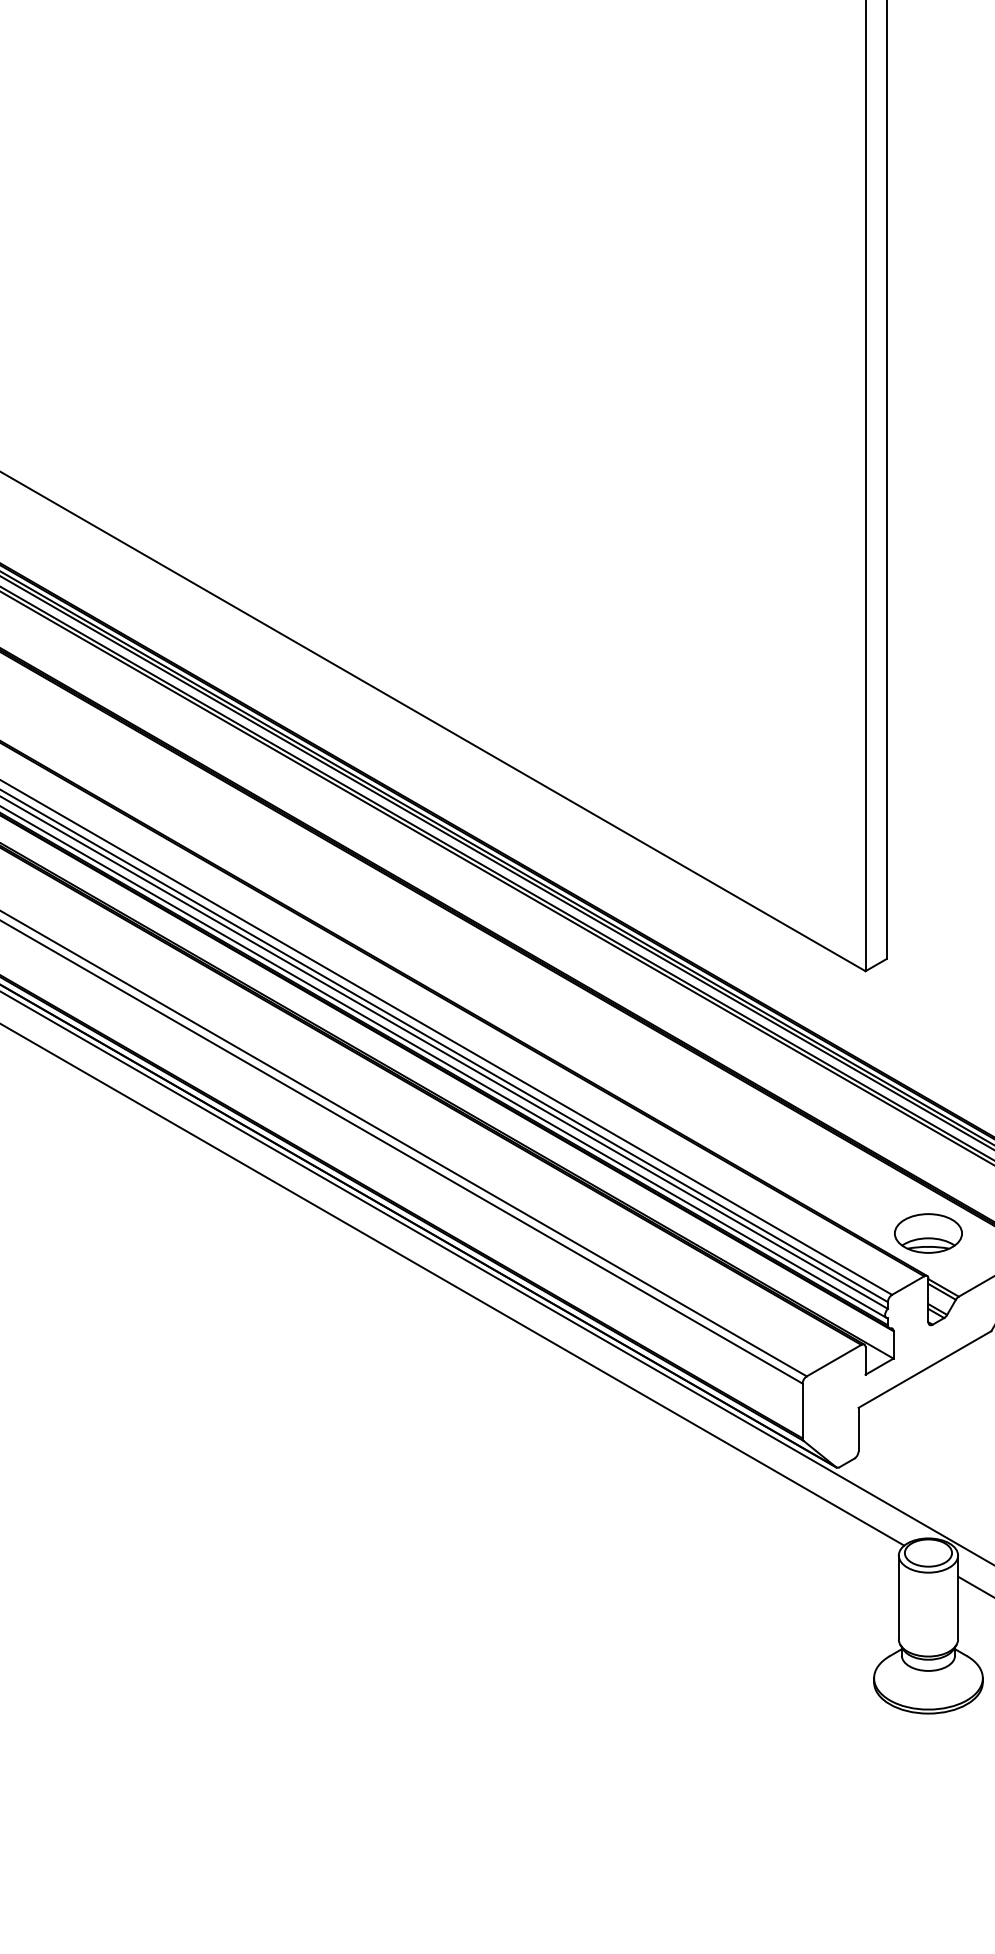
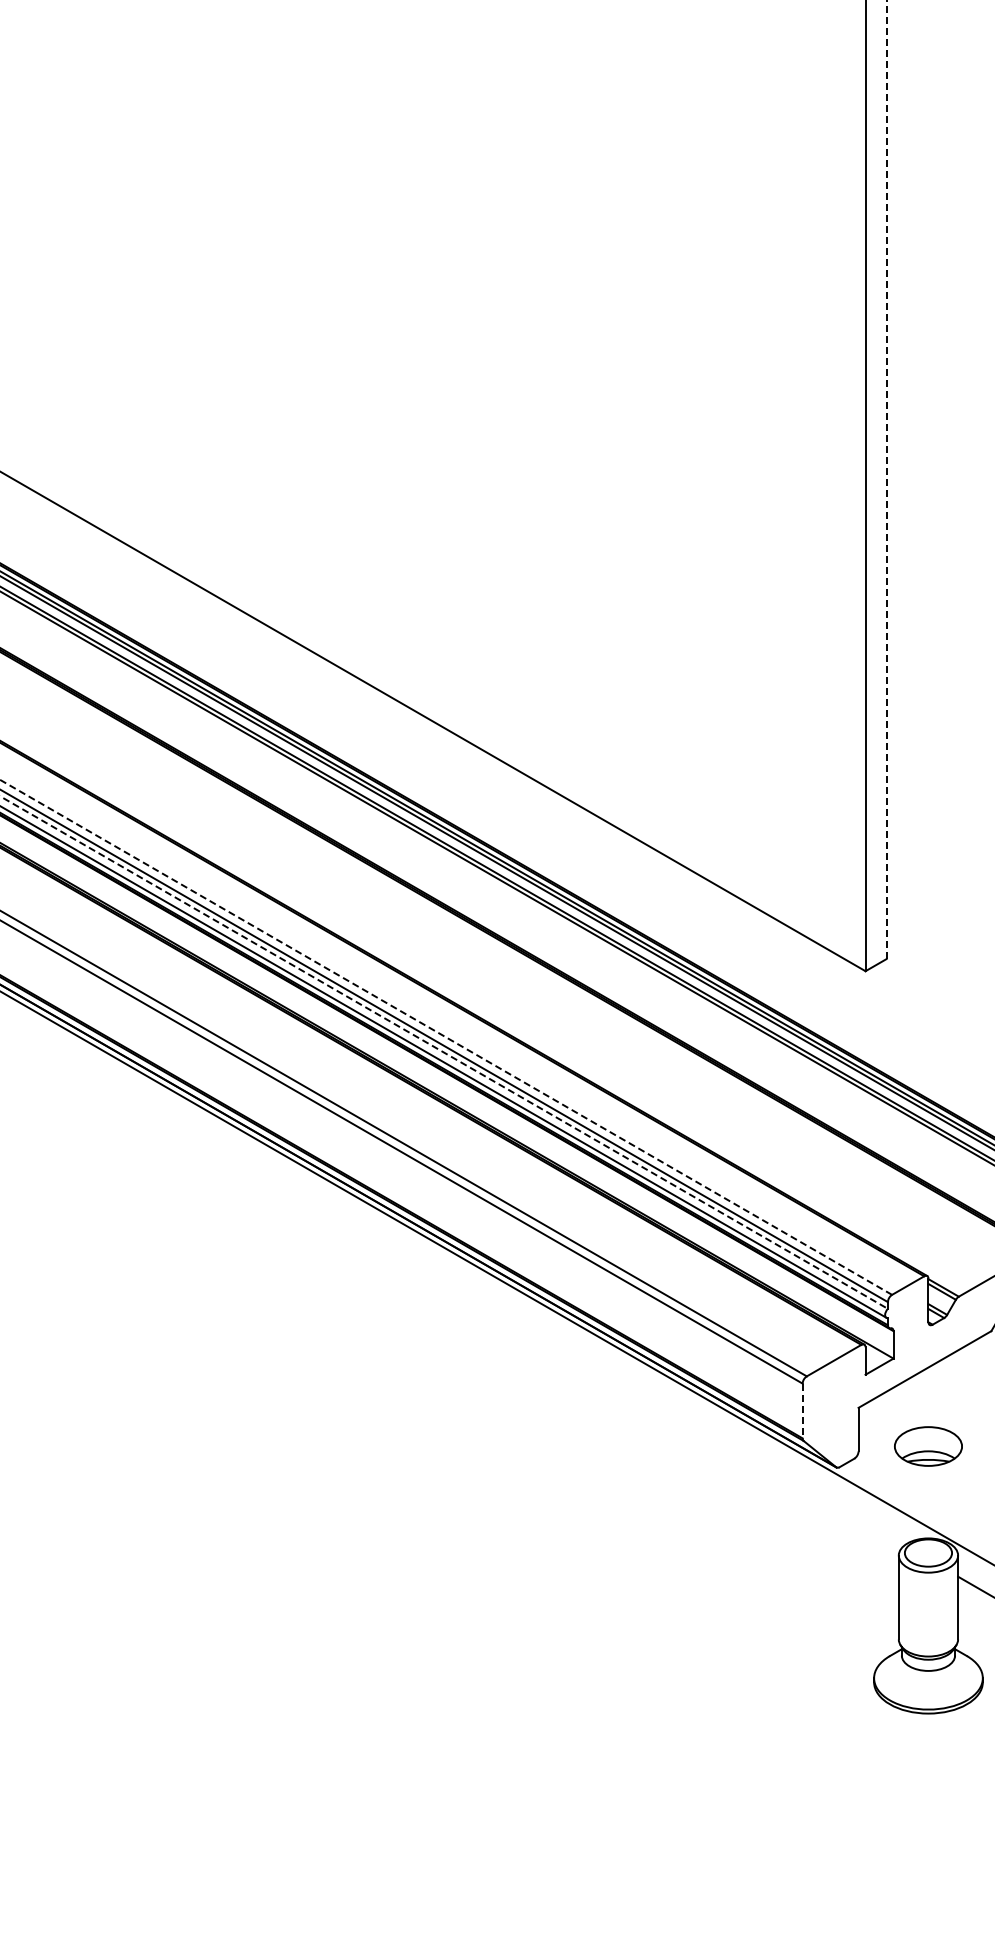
line: solid -> dashed (886, 479)
line: solid -> dashed (446, 1037)
line: solid -> dashed (444, 1052)
part position: (928, 1233) -> (928, 1446) (928, 1446)
line: present -> none (453, 1285)
line: solid -> dashed (802, 1411)
